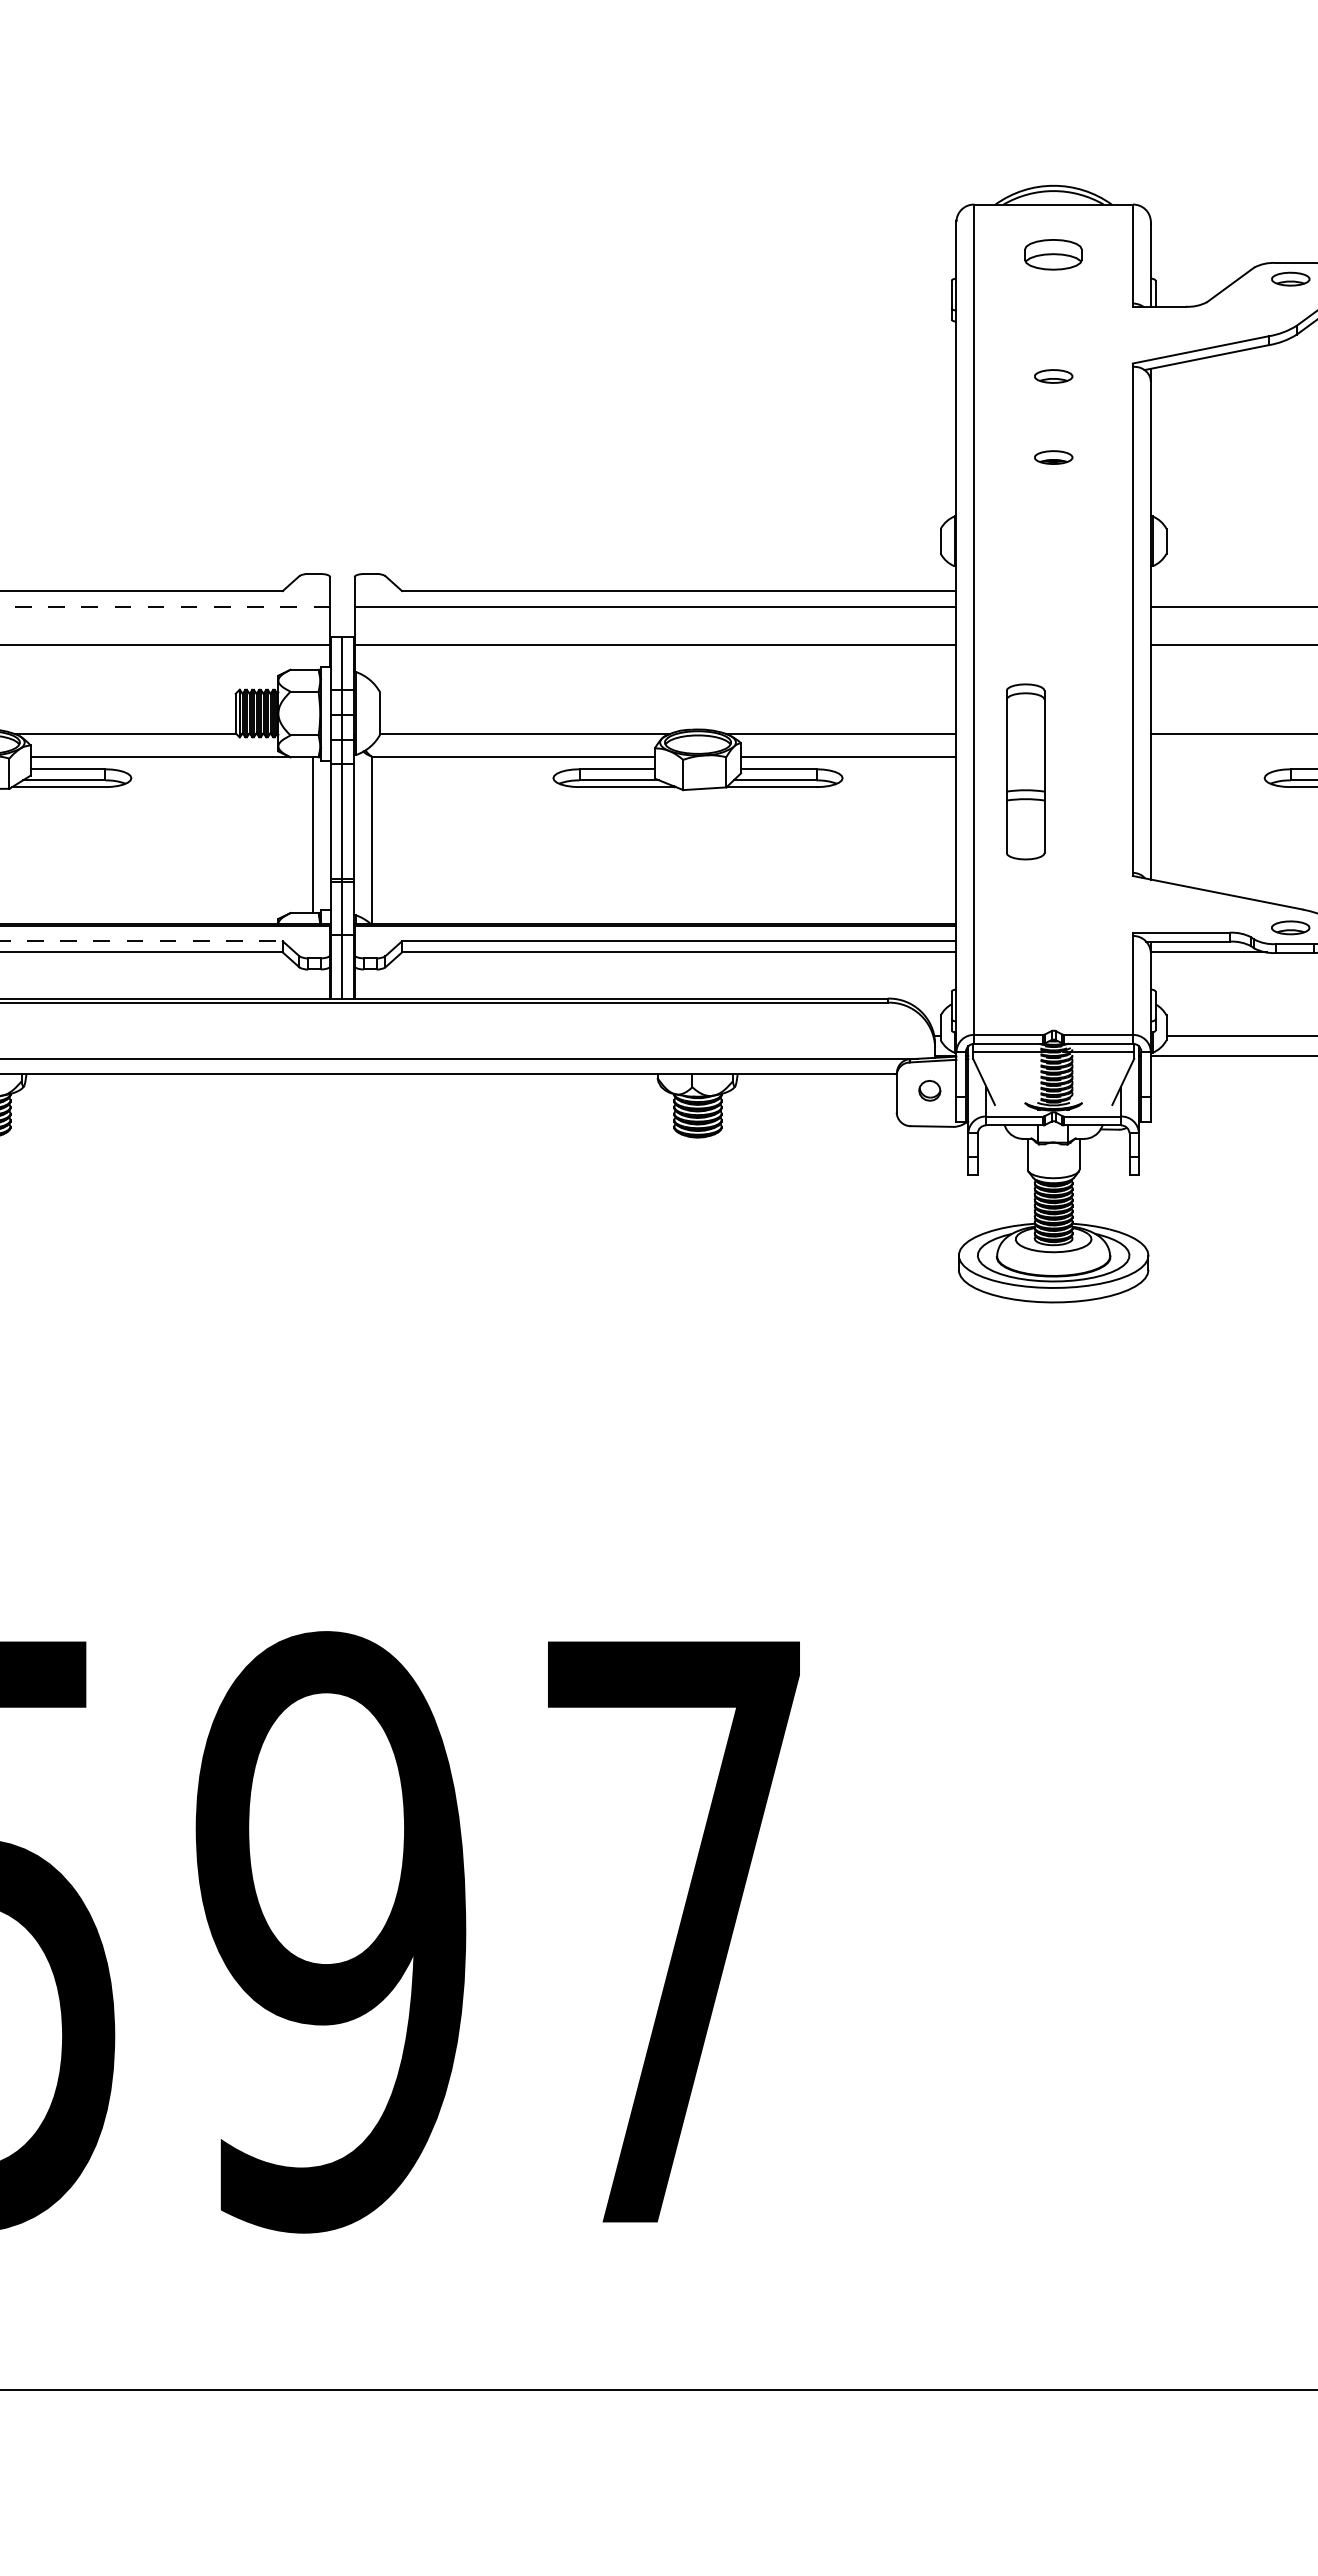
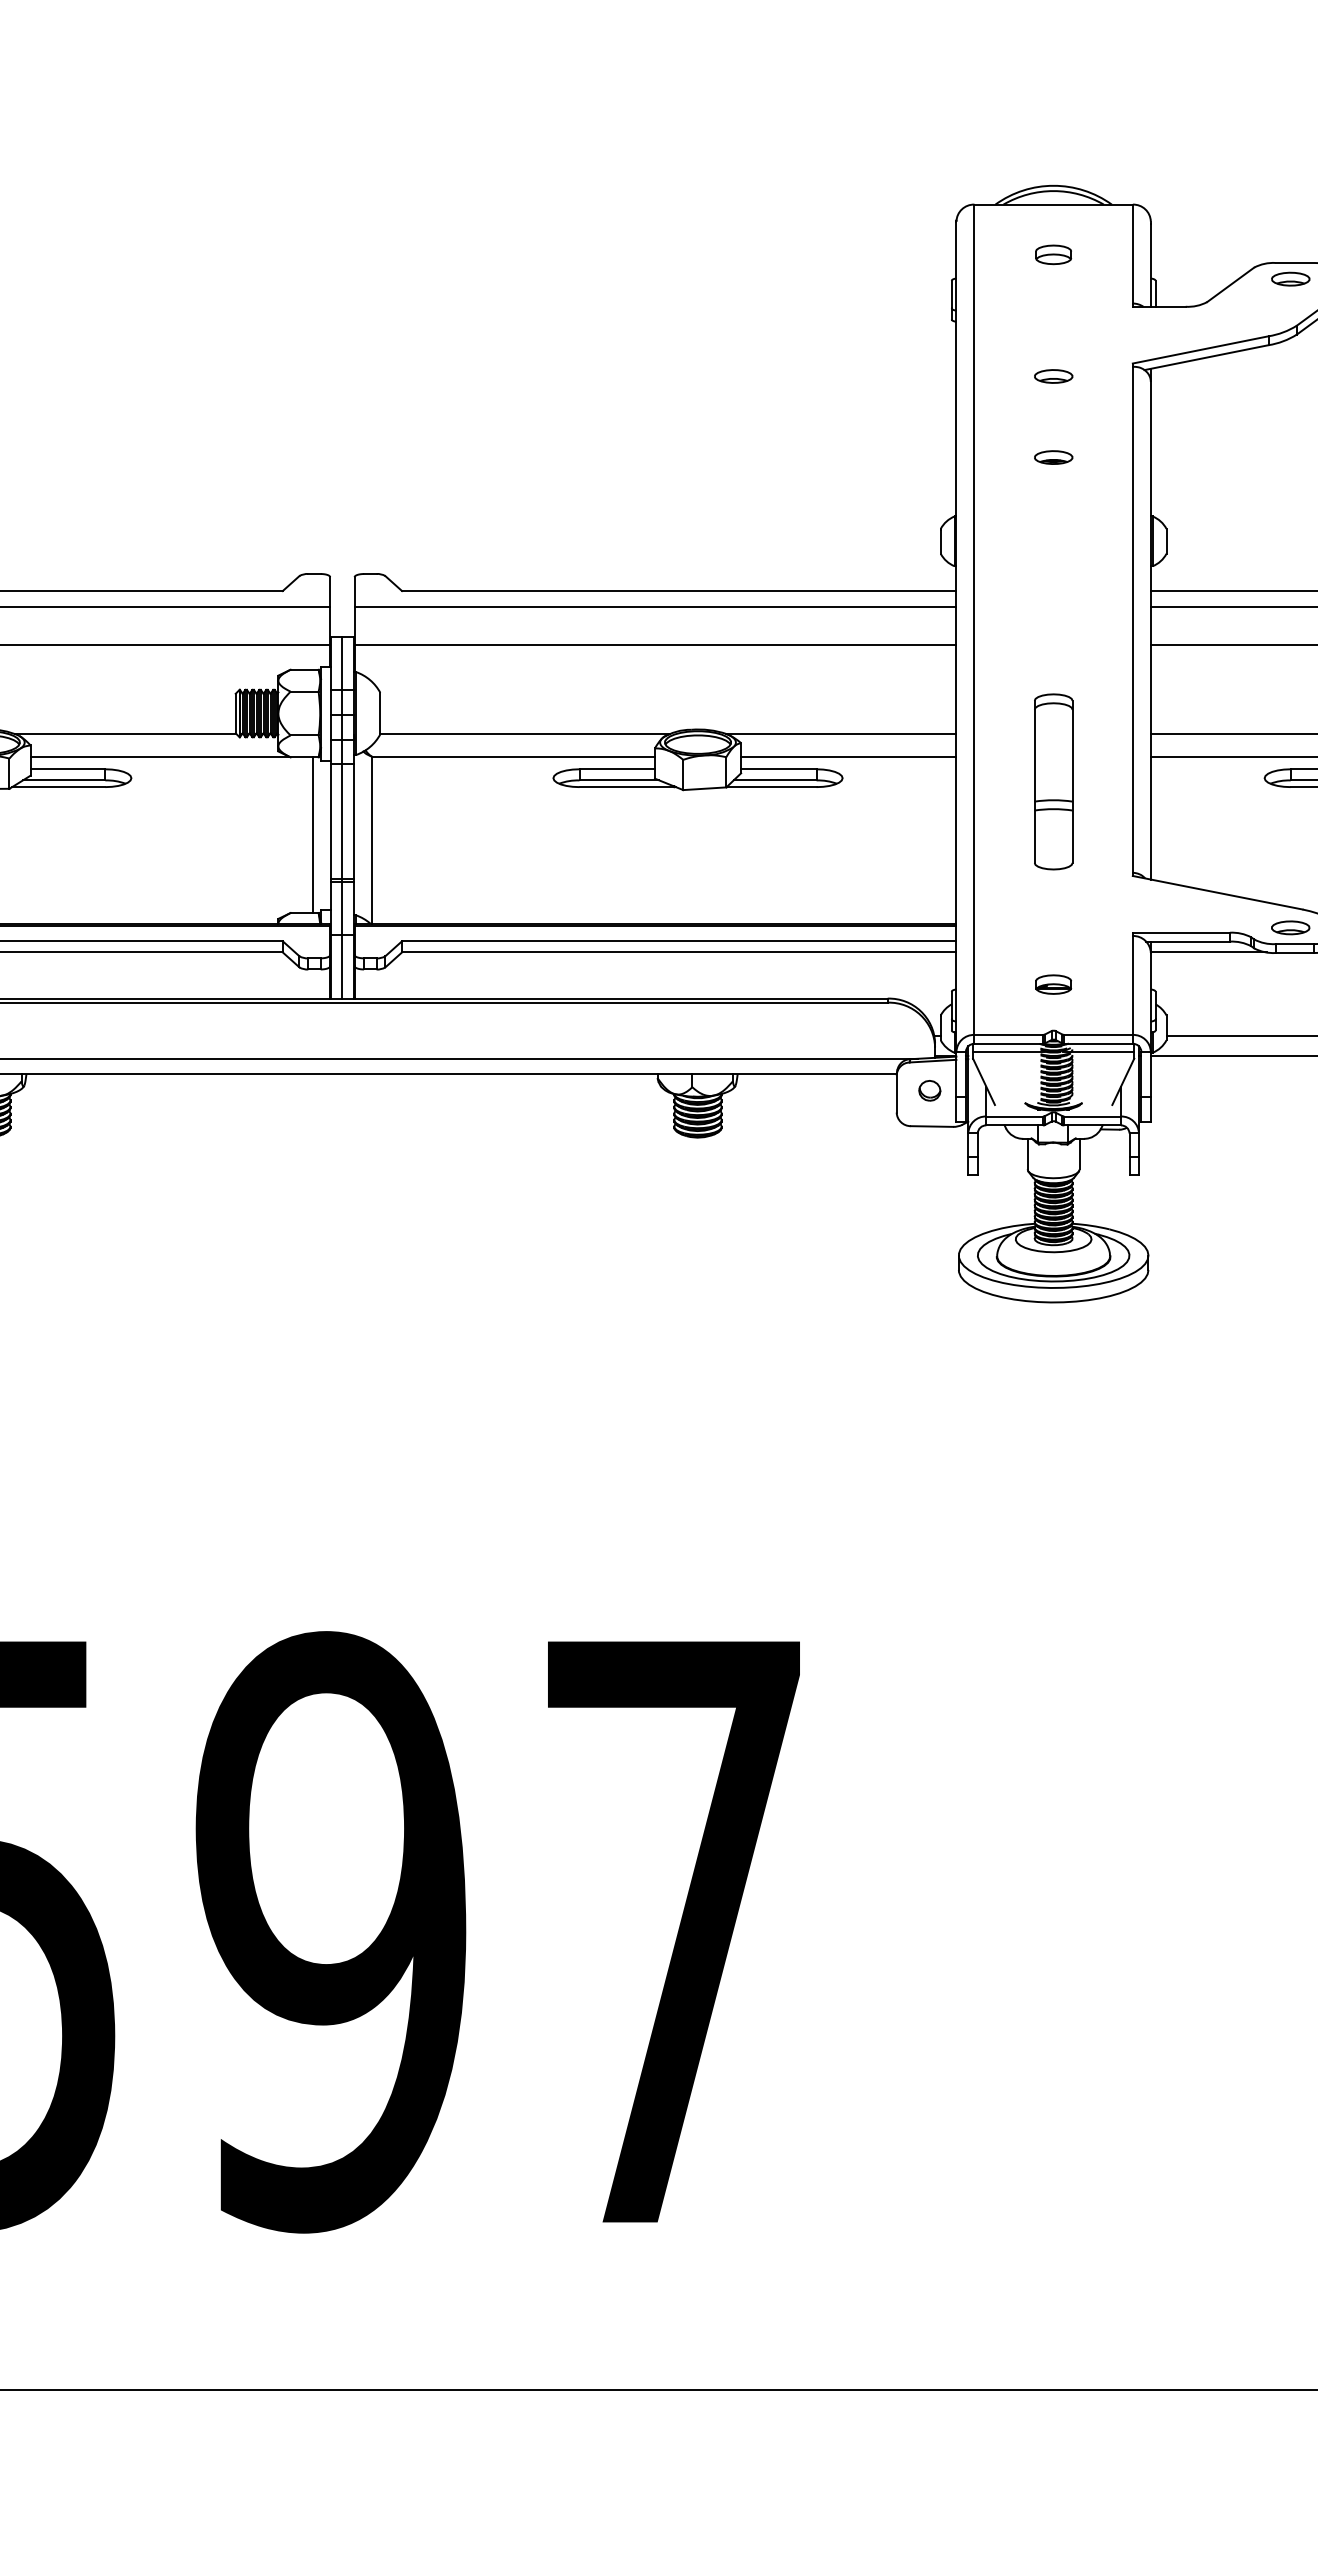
part size: 59x32 px -> 38x22 px (1053, 254)
line: none -> present (1232, 591)
line: dashed -> solid (165, 606)
line: none -> present (1232, 756)
part position: (1025, 771) -> (1053, 781) (1053, 781)
line: dashed -> solid (141, 941)
part: none -> present (1053, 984)
